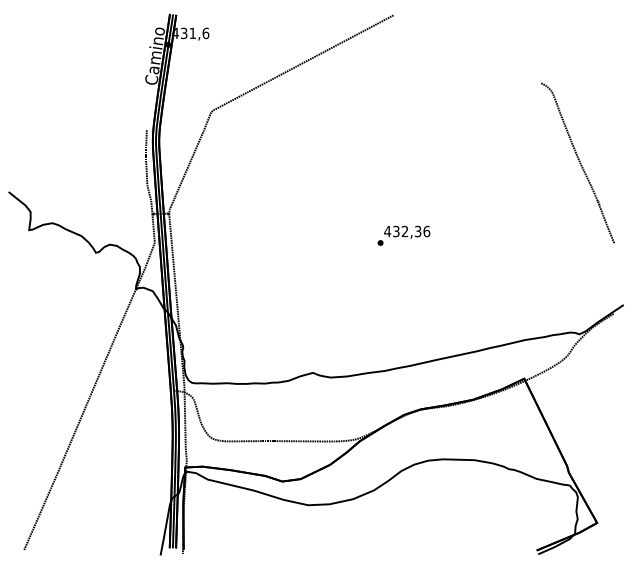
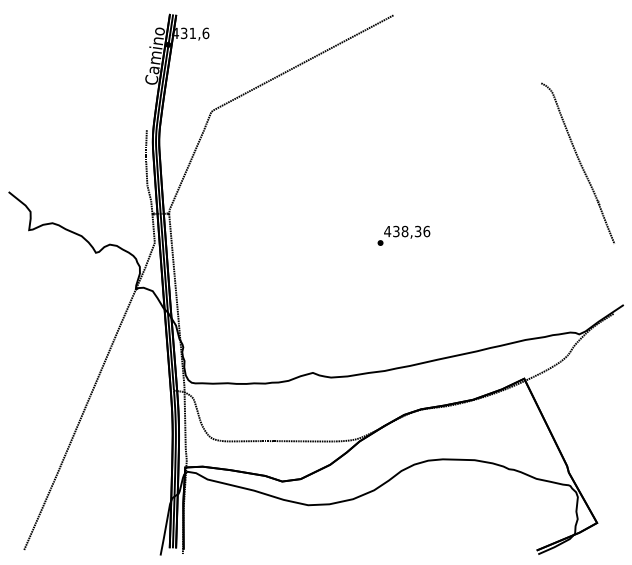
text: 432,36 -> 438,36 (404, 231)
